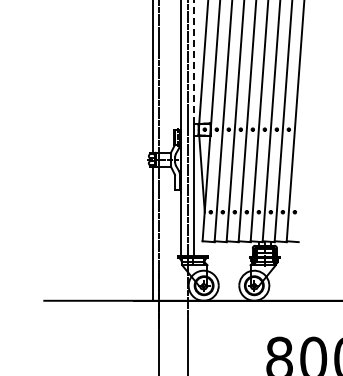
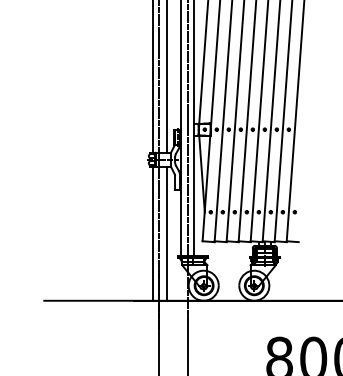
line: dashed -> solid (194, 61)
line: none -> present (167, 77)
line: none -> present (167, 233)
